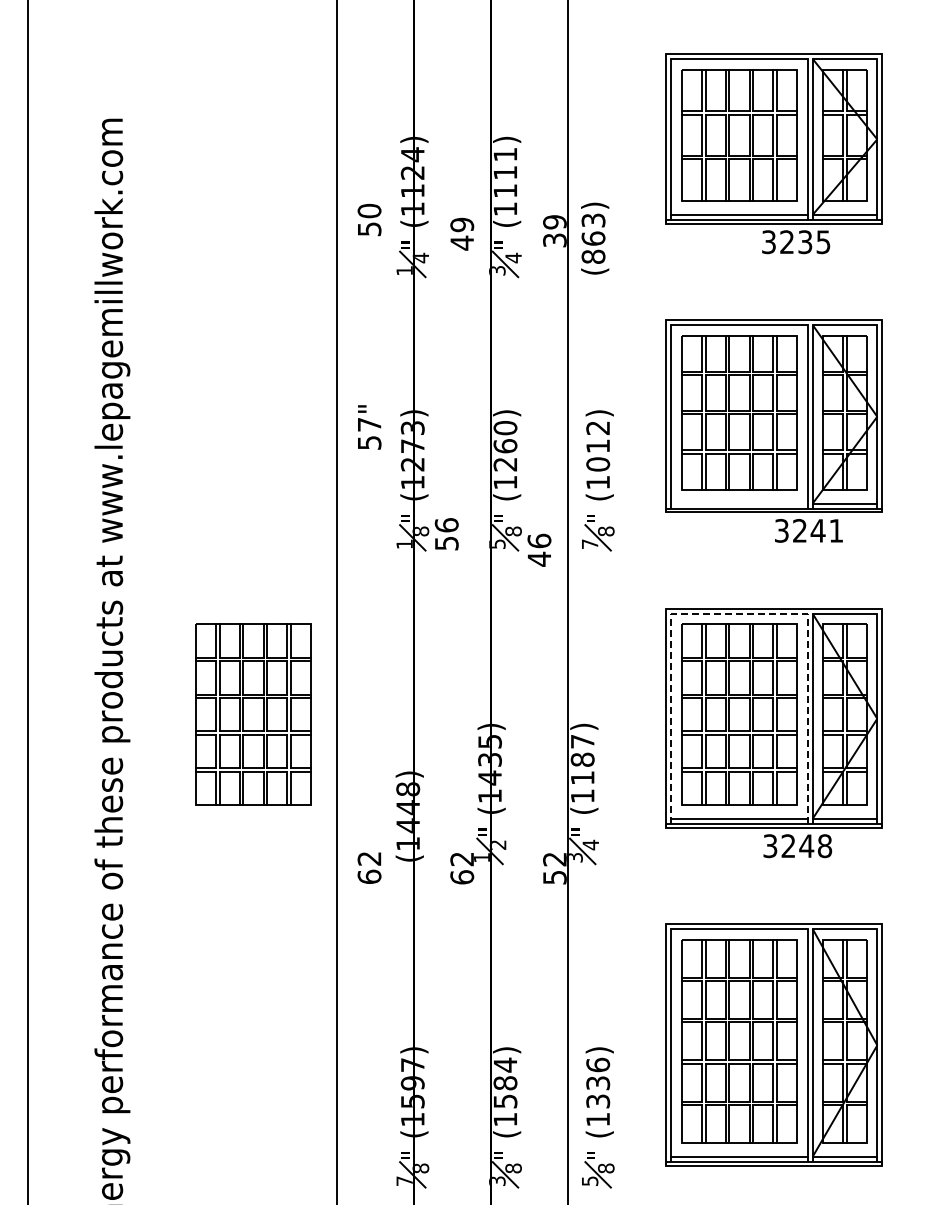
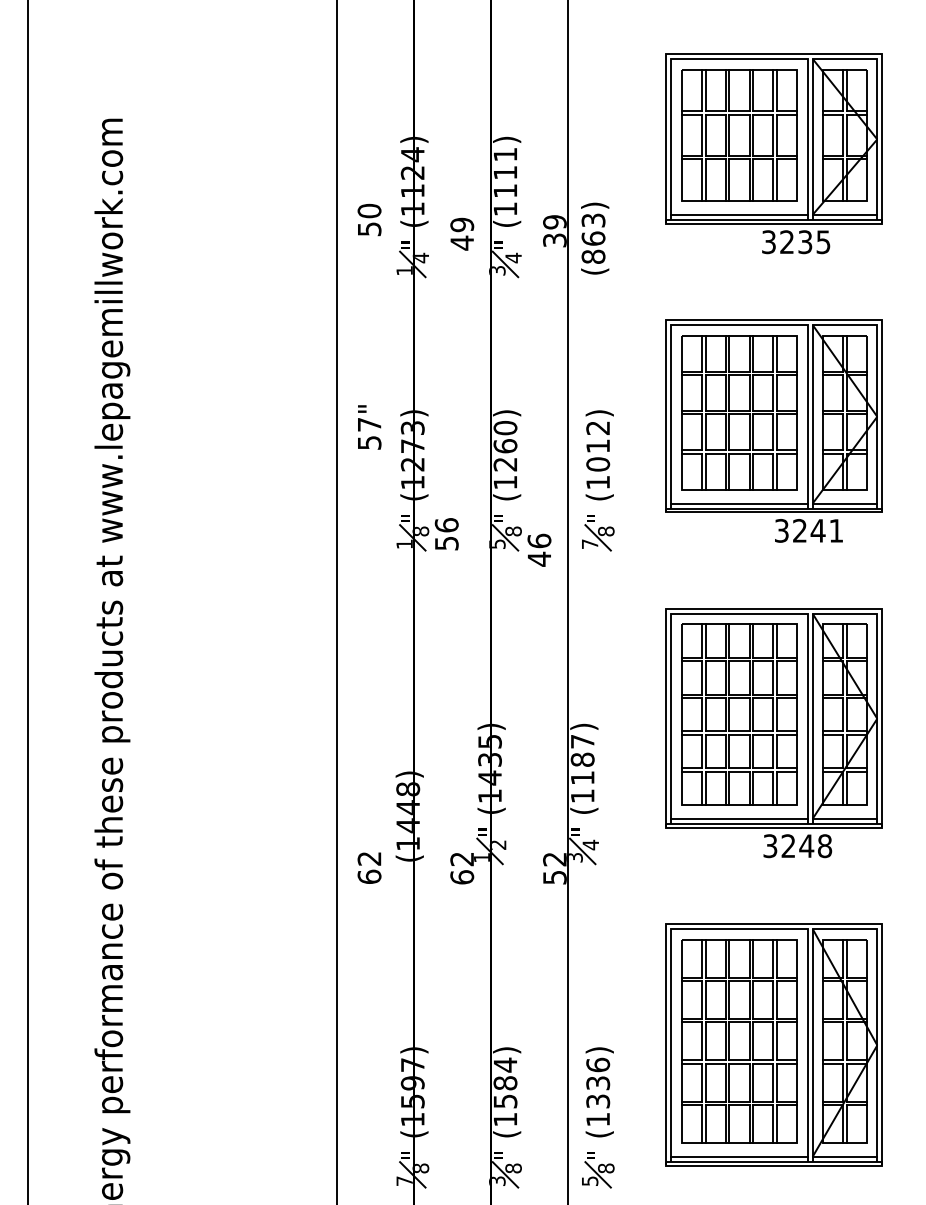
line: none -> present (739, 503)
line: dashed -> solid (740, 613)
part: present -> none (253, 714)
